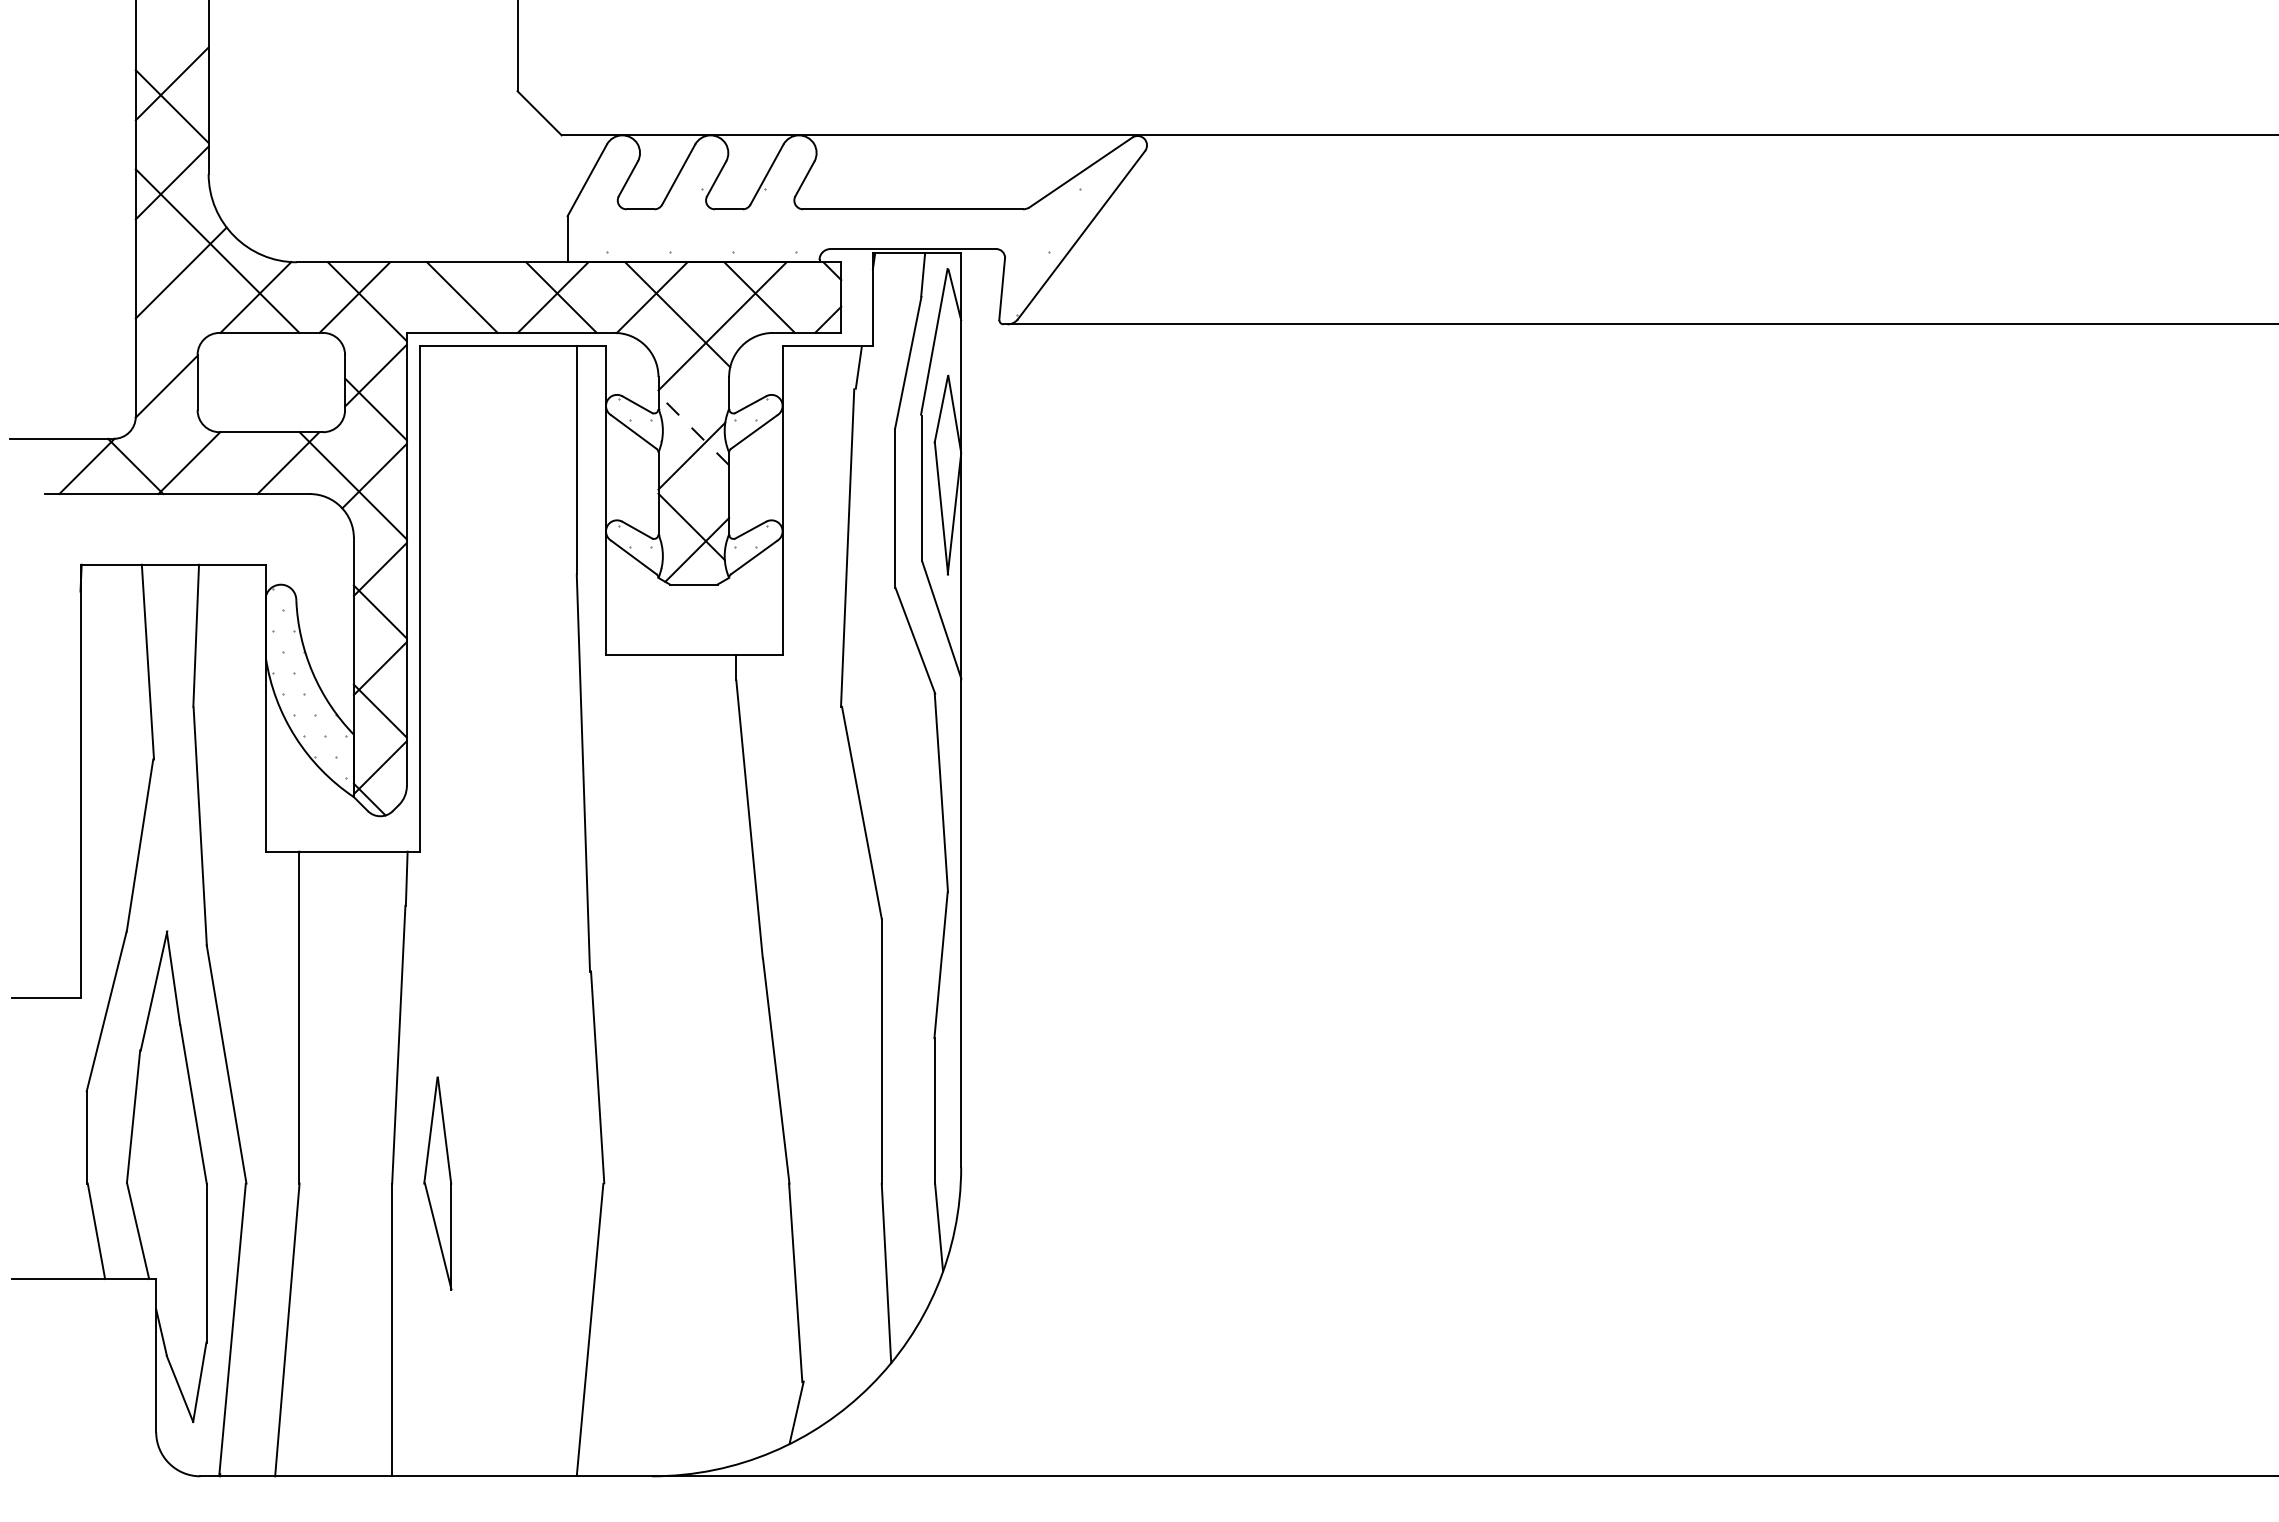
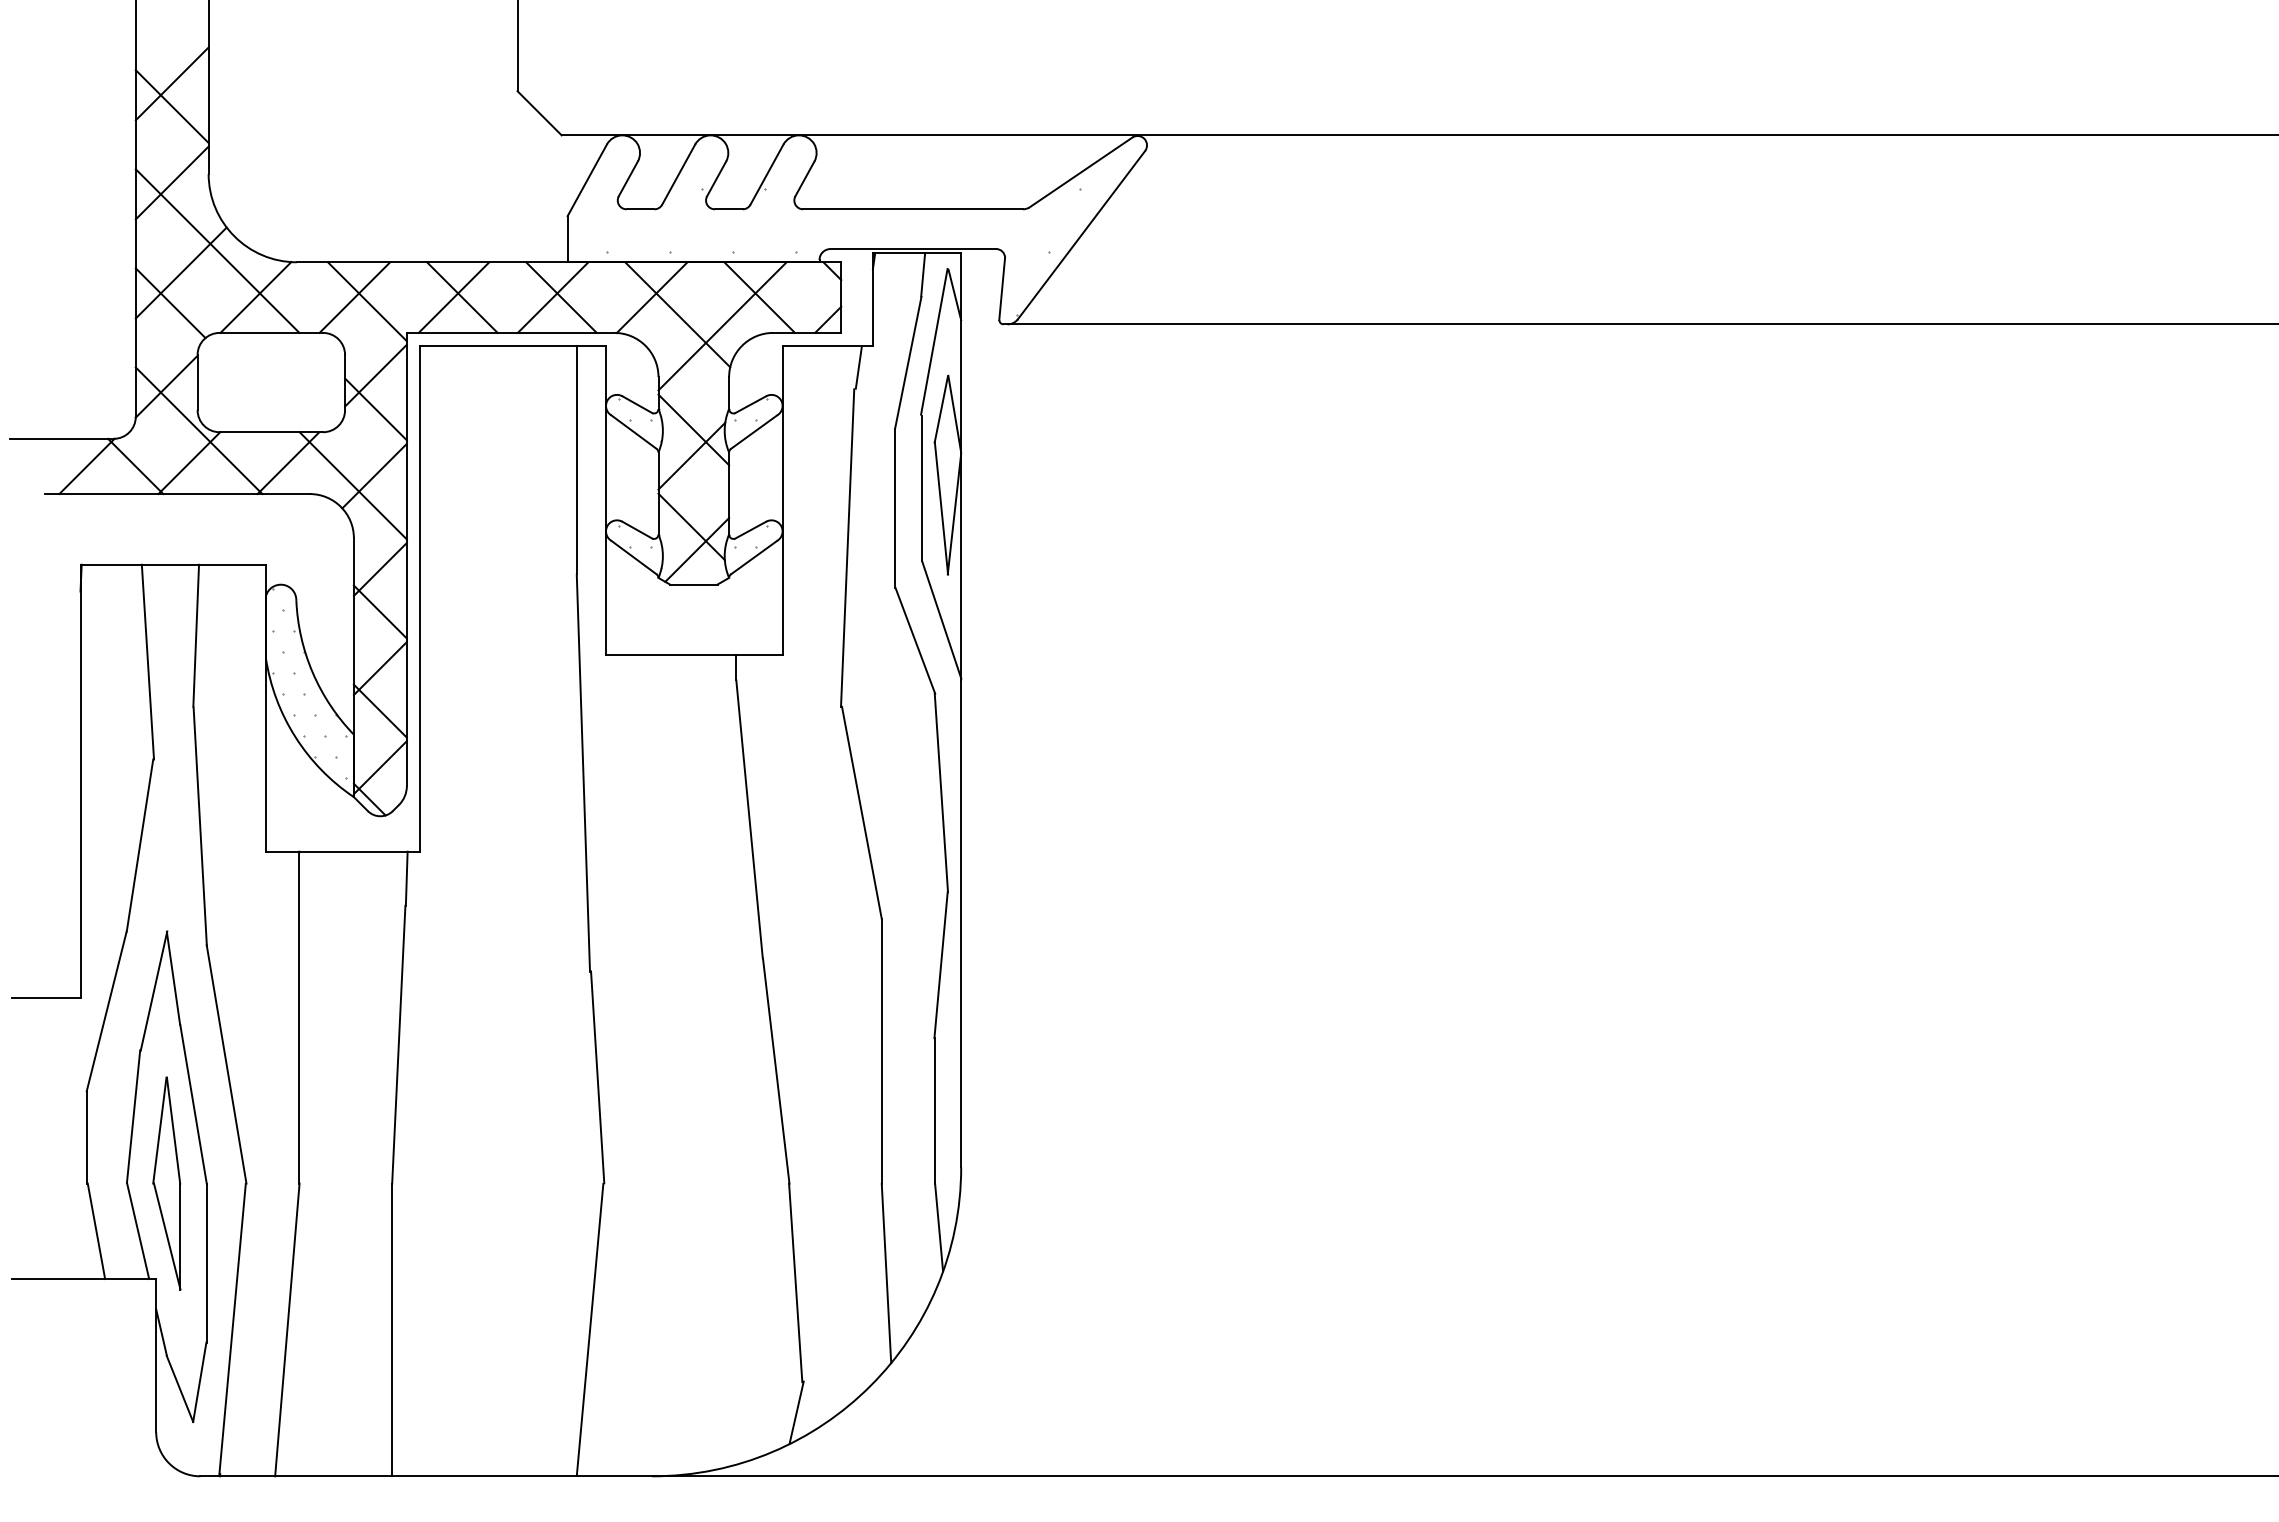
line: none -> present (453, 297)
line: none -> present (170, 303)
line: dashed -> solid (693, 429)
line: none -> present (198, 430)
part position: (437, 1183) -> (166, 1183) (166, 1183)
